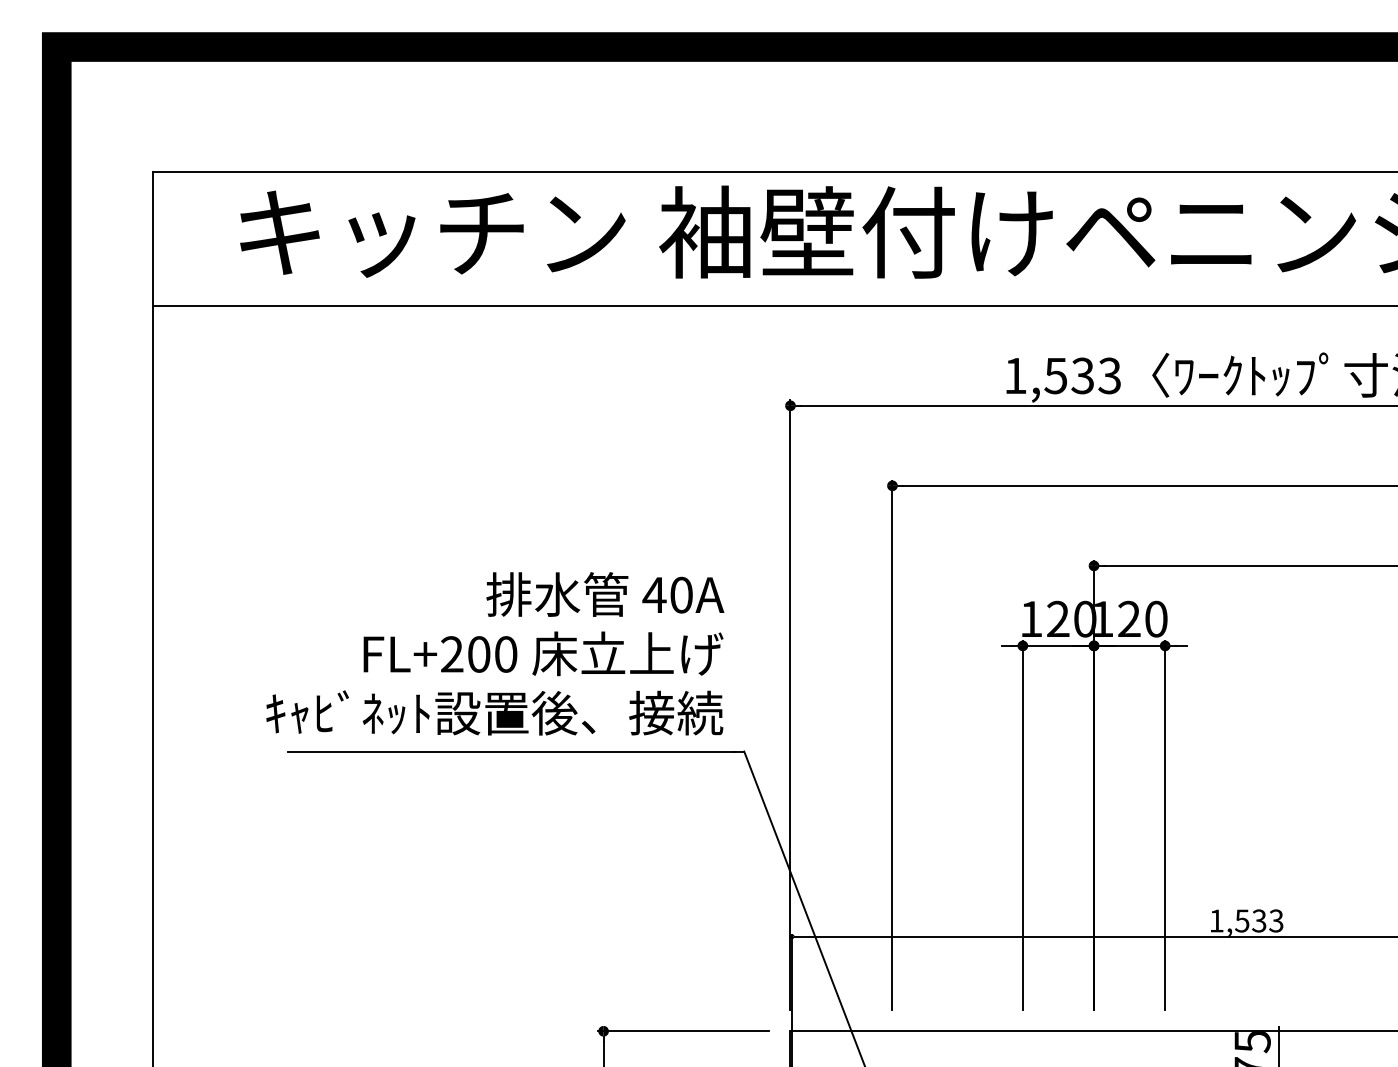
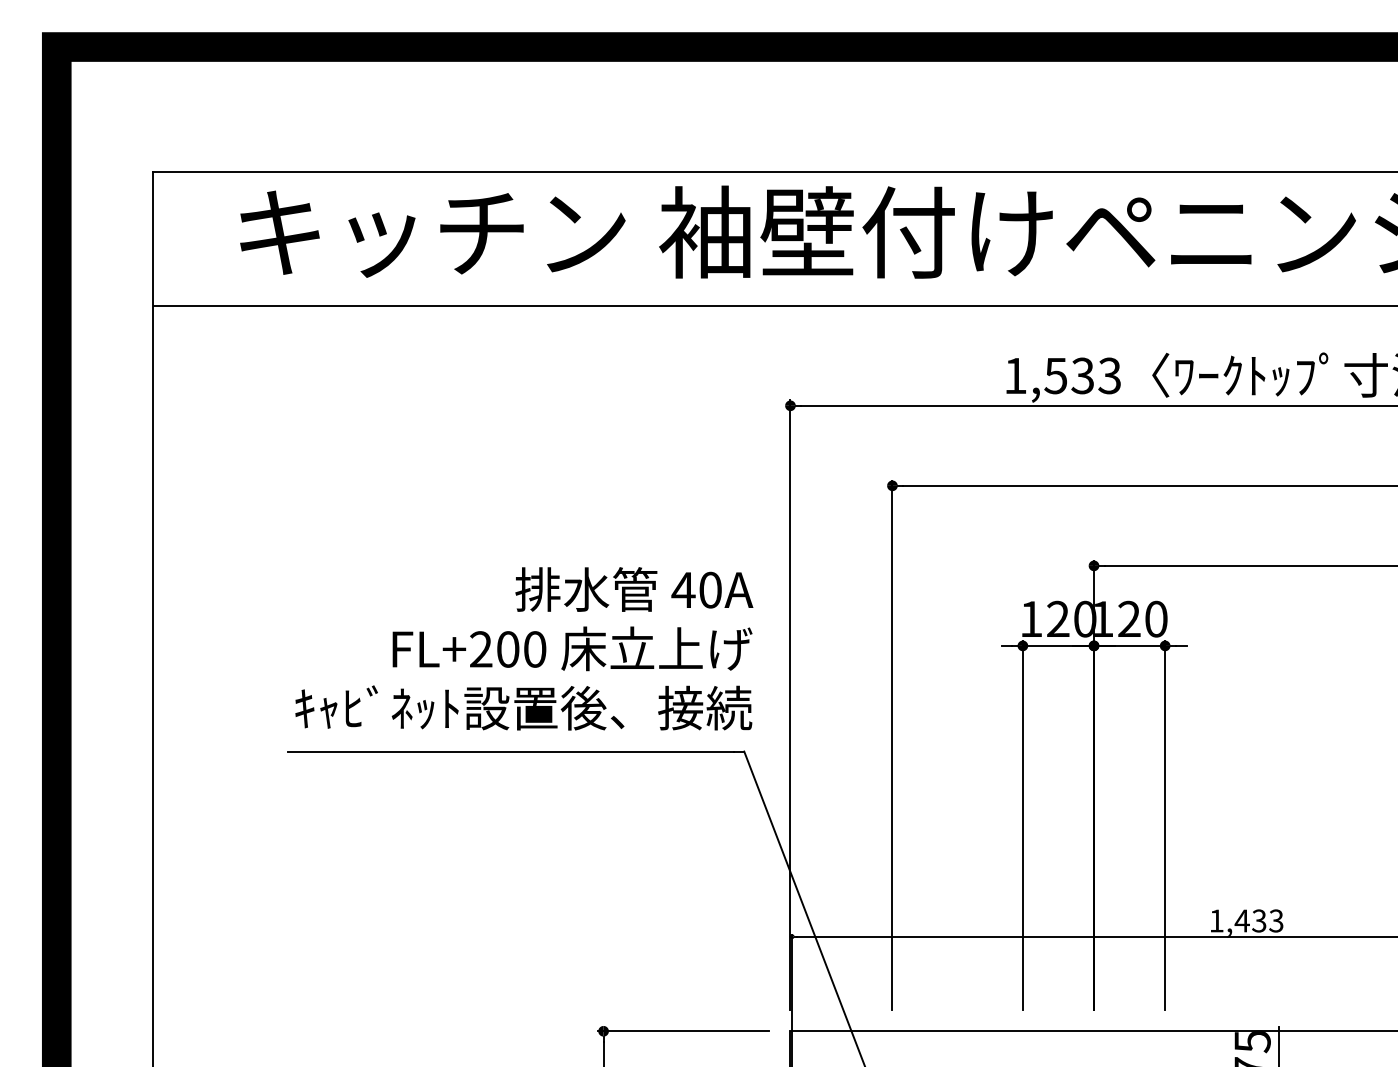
text position: (495, 653) -> (524, 648) (524, 648)
text: 1,533 -> 1,433 (1241, 920)
